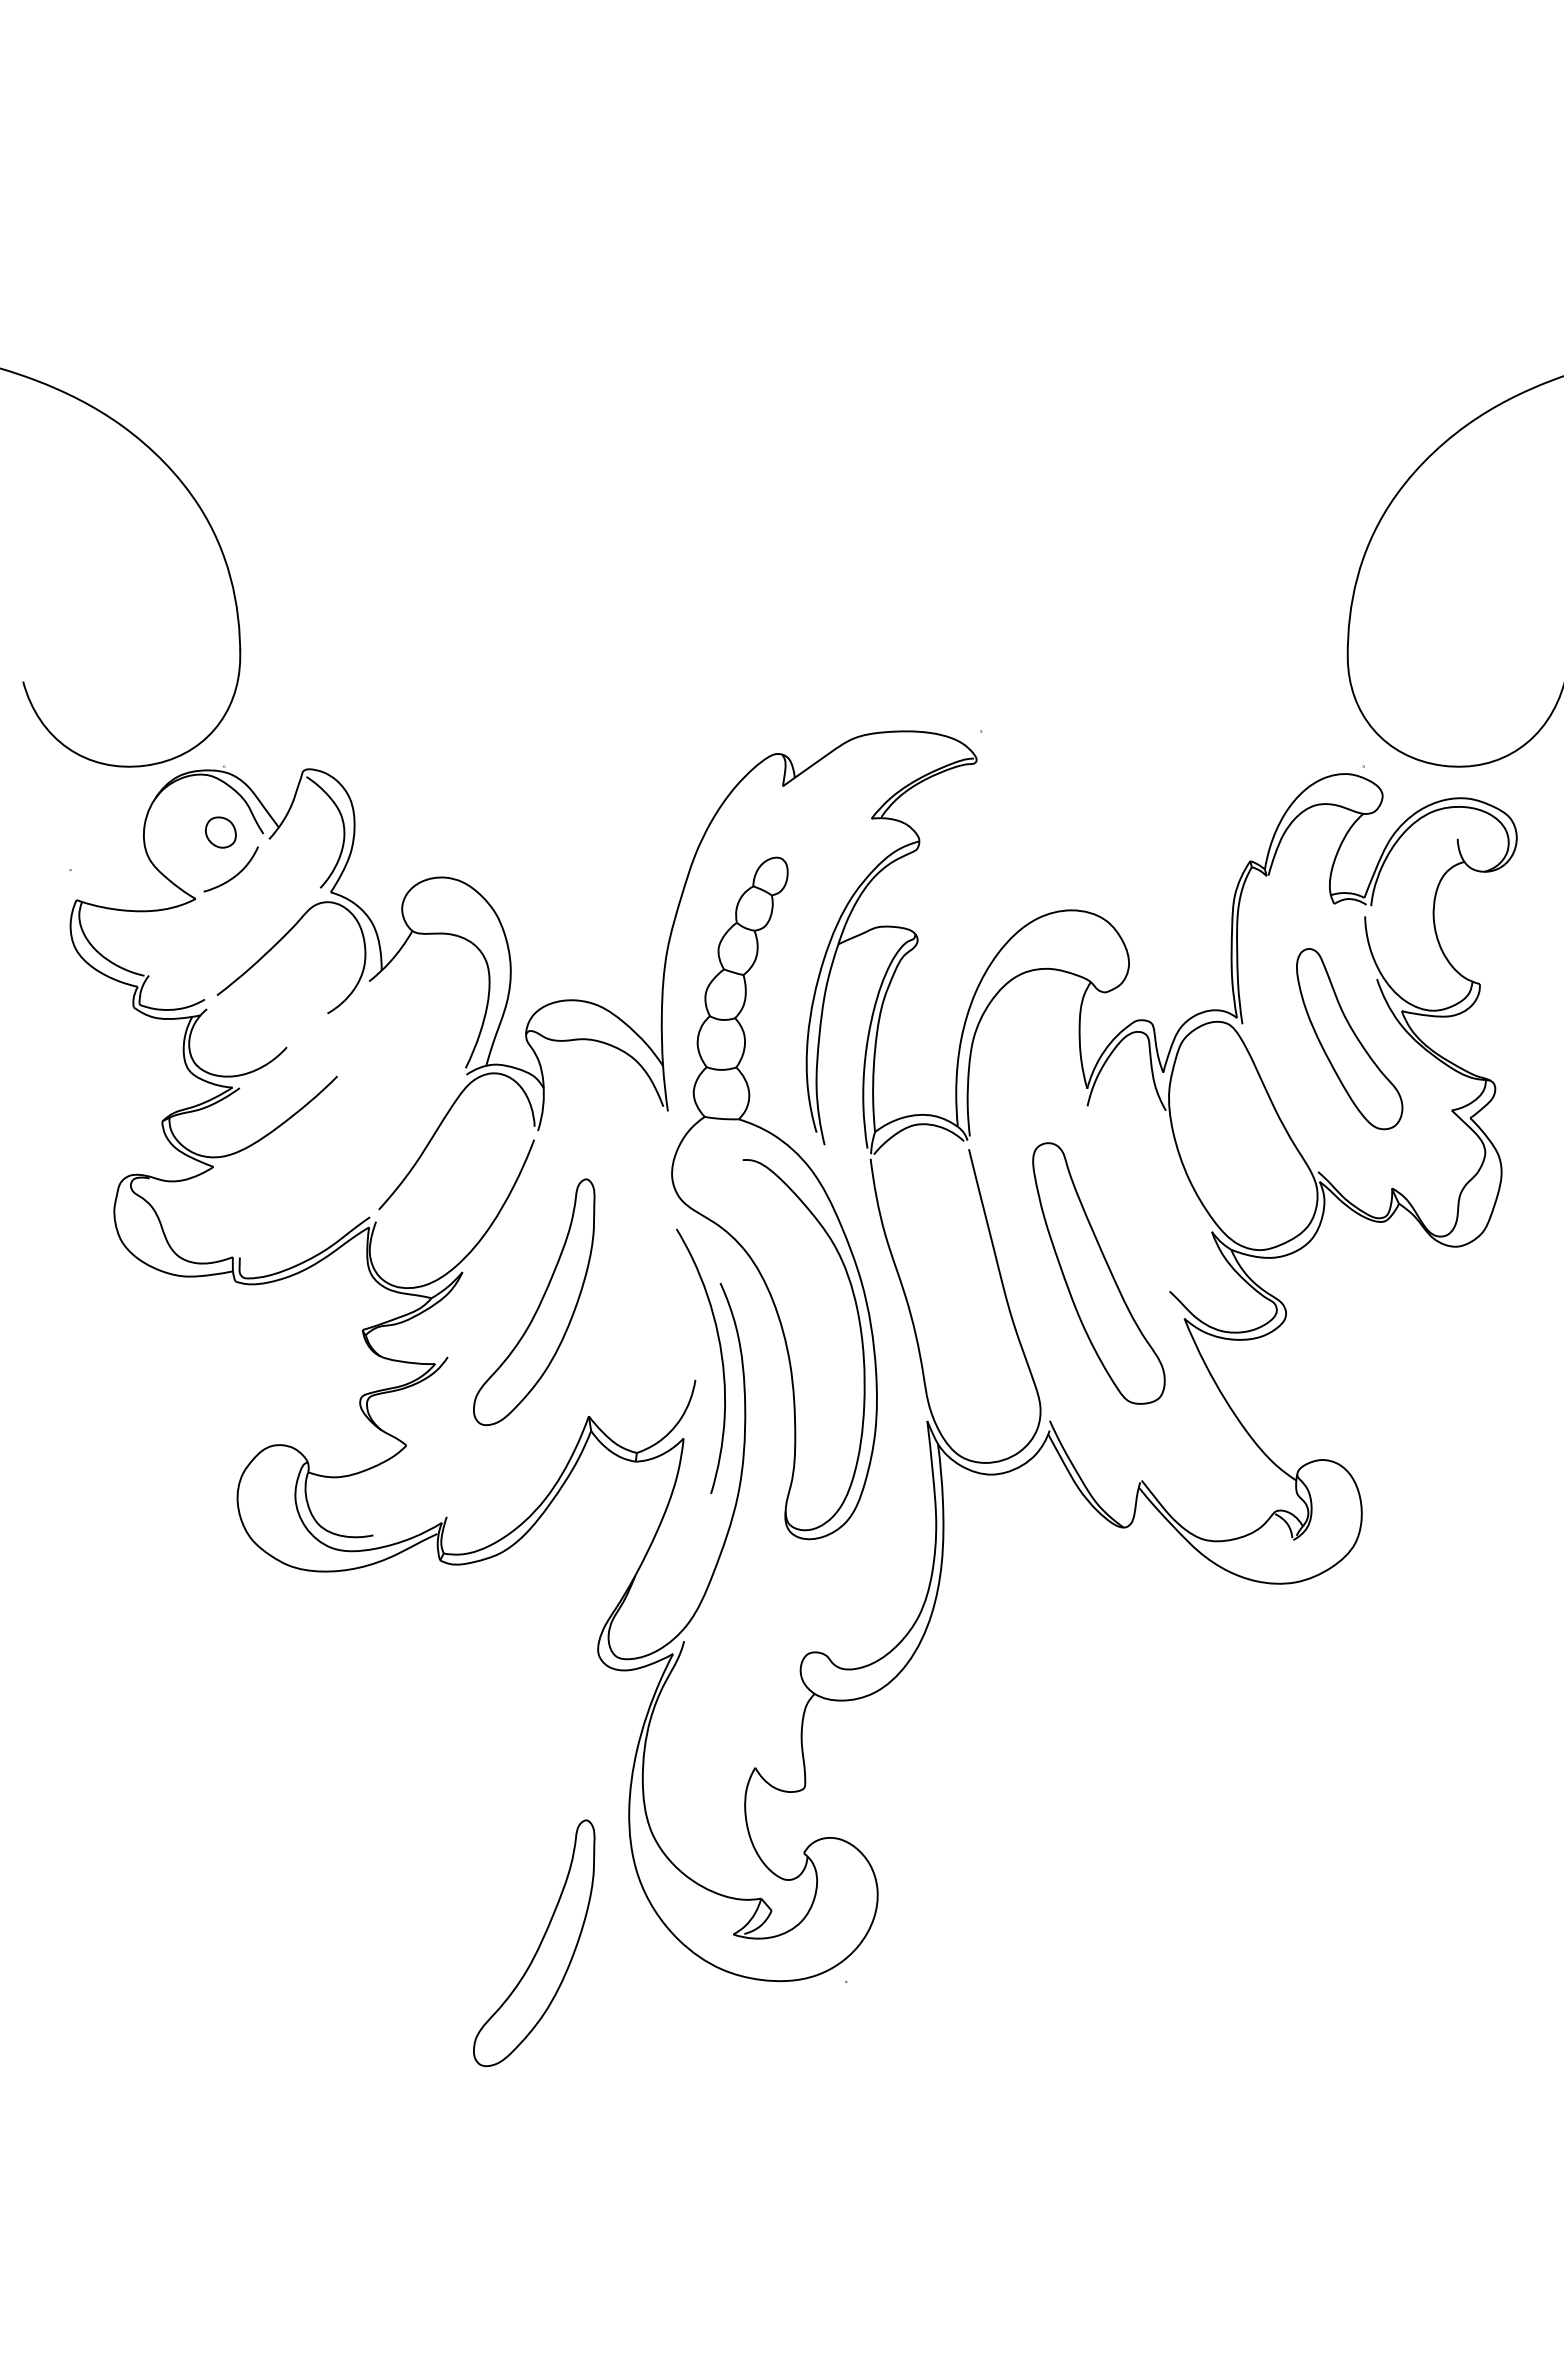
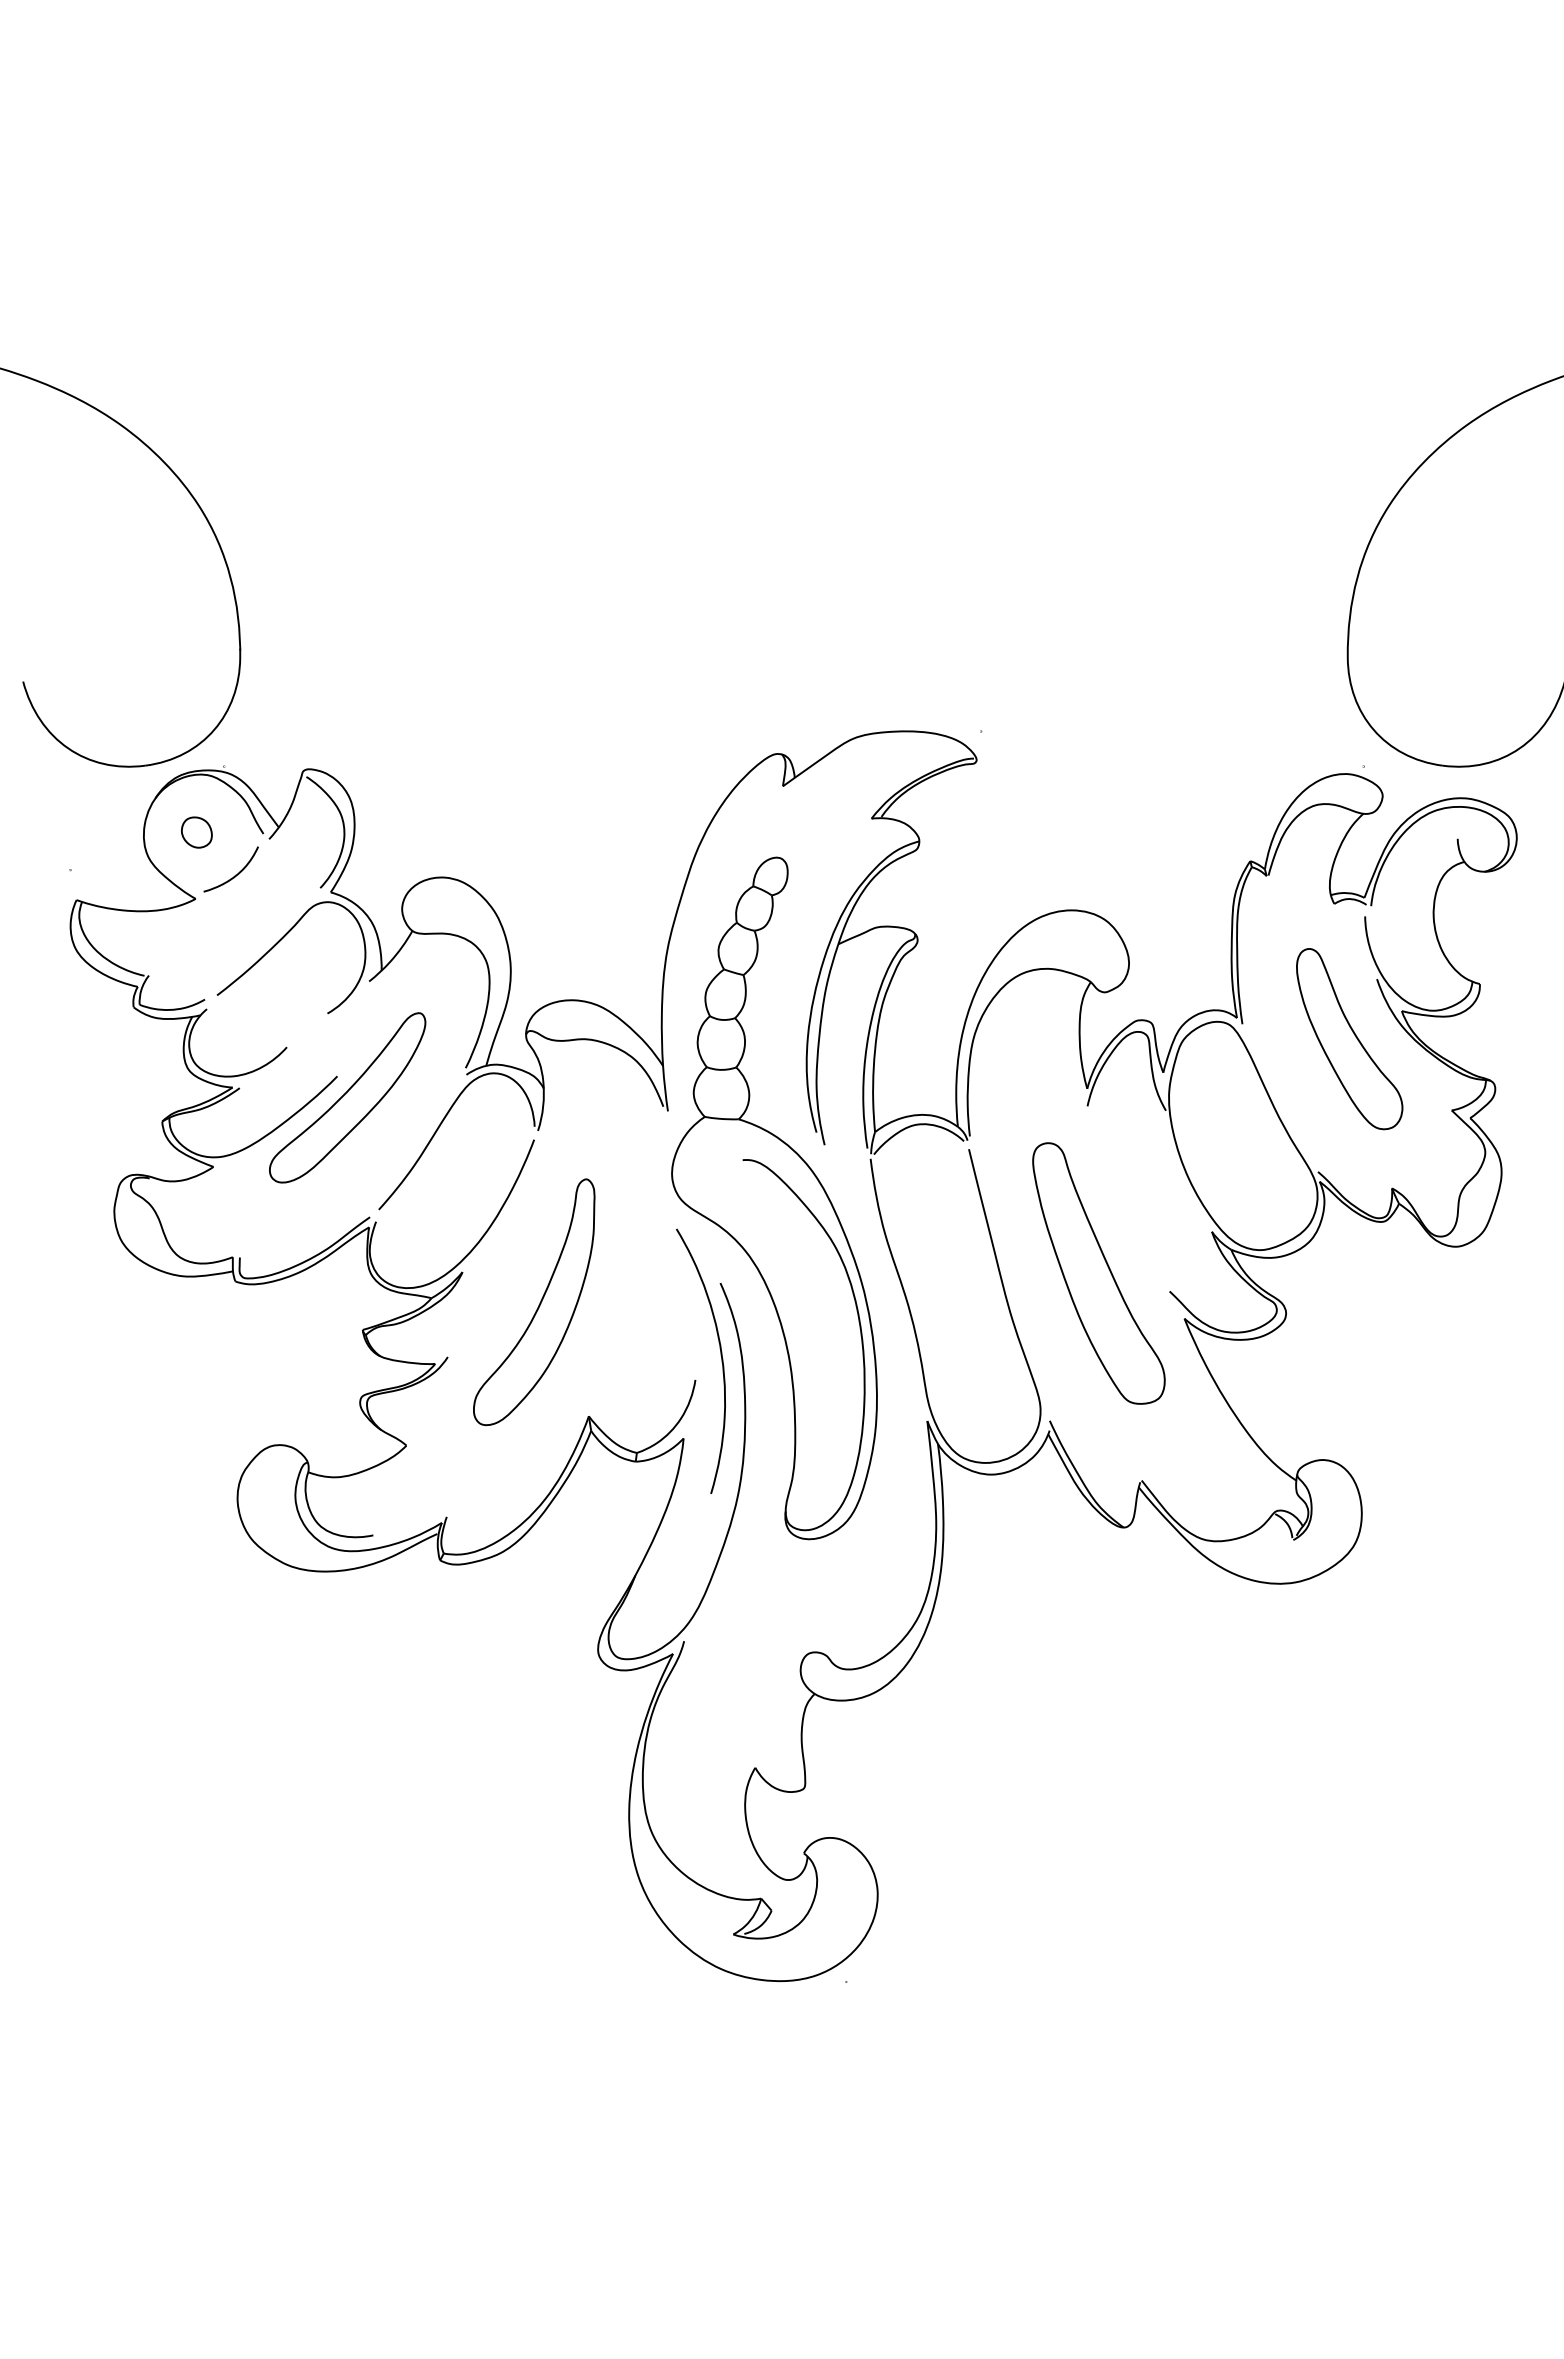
part position: (220, 832) -> (196, 832) (196, 832)
part: none -> present (347, 1097)
part: present -> none (534, 1943)
